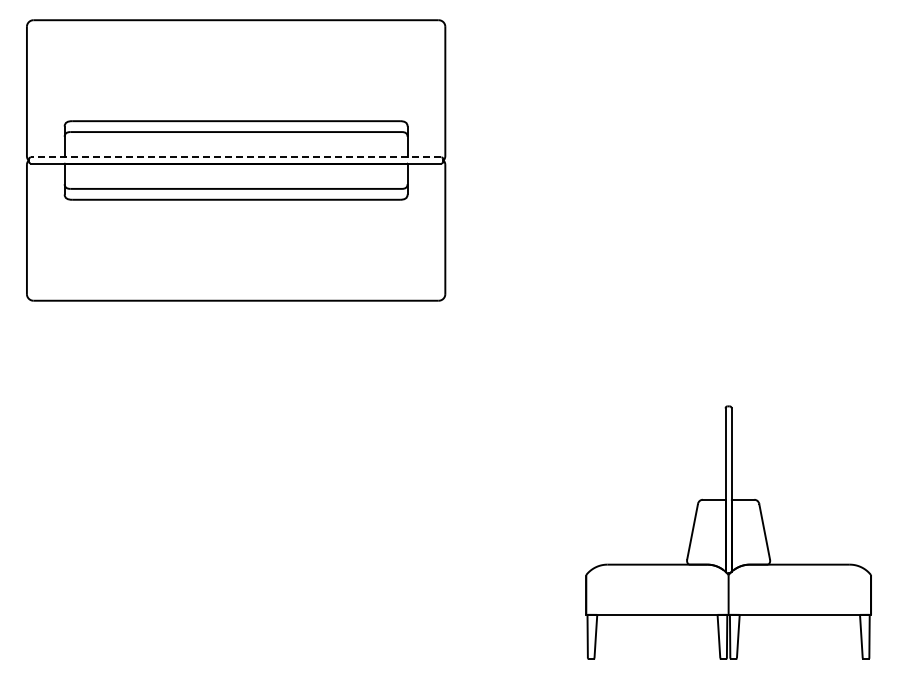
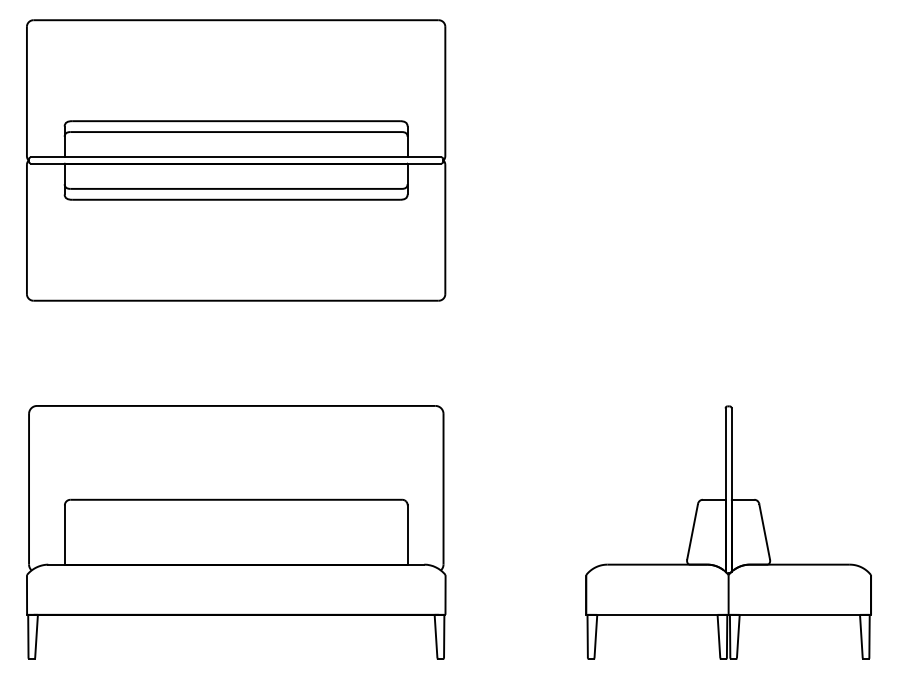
line: dashed -> solid (235, 157)
part: none -> present (236, 532)
